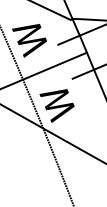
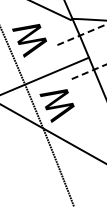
line: solid -> dashed (82, 34)
line position: (44, 70) -> (45, 75) (45, 75)
line: solid -> dashed (89, 71)
